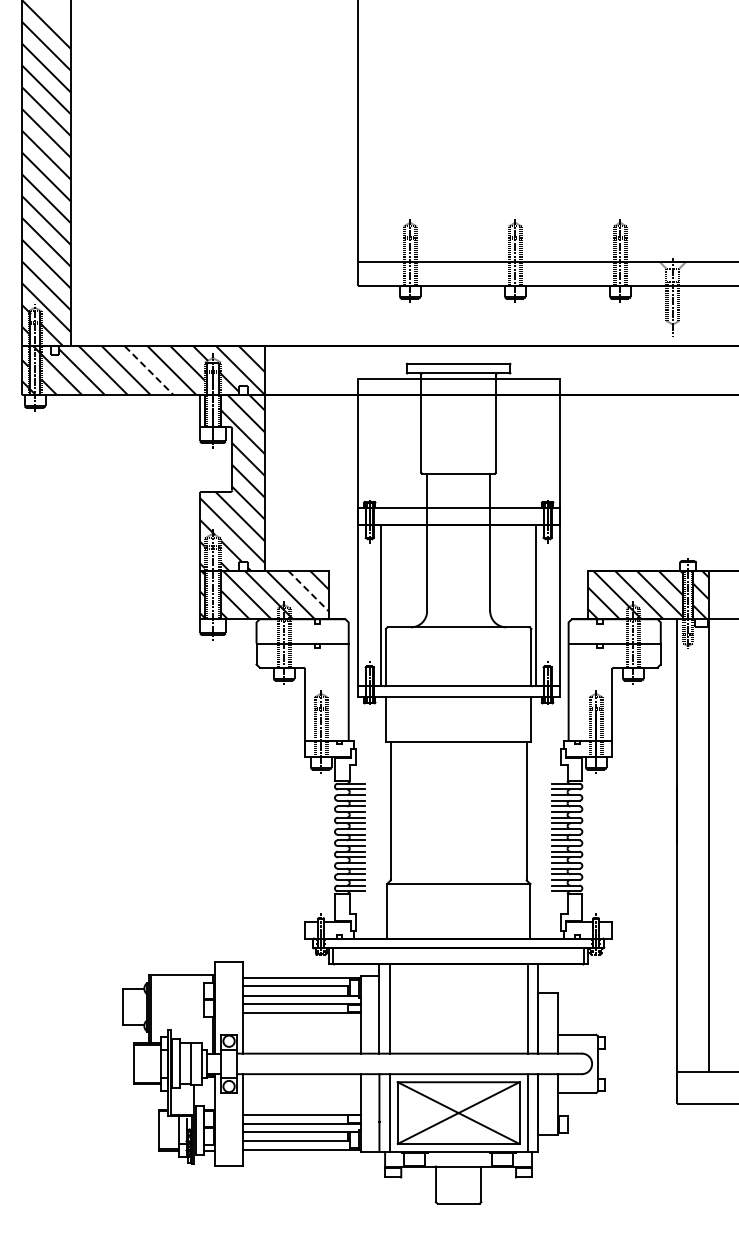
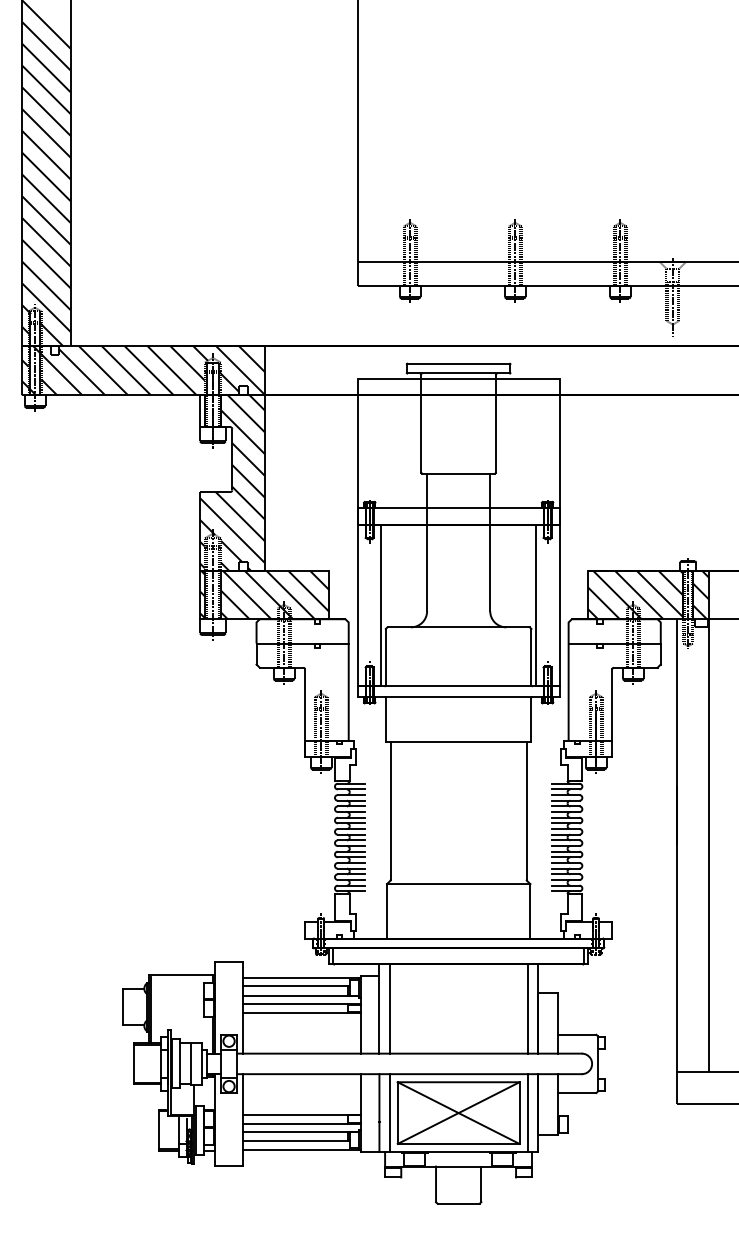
line: dashed -> solid (149, 371)
line: dashed -> solid (309, 591)
